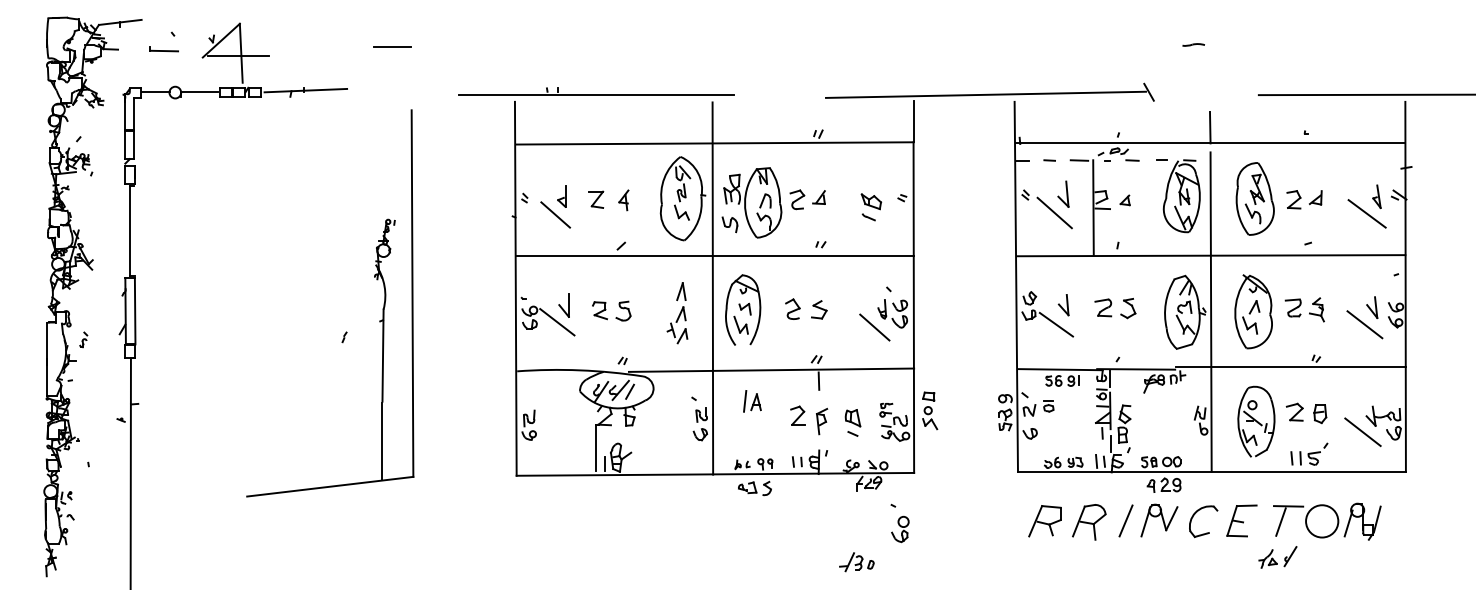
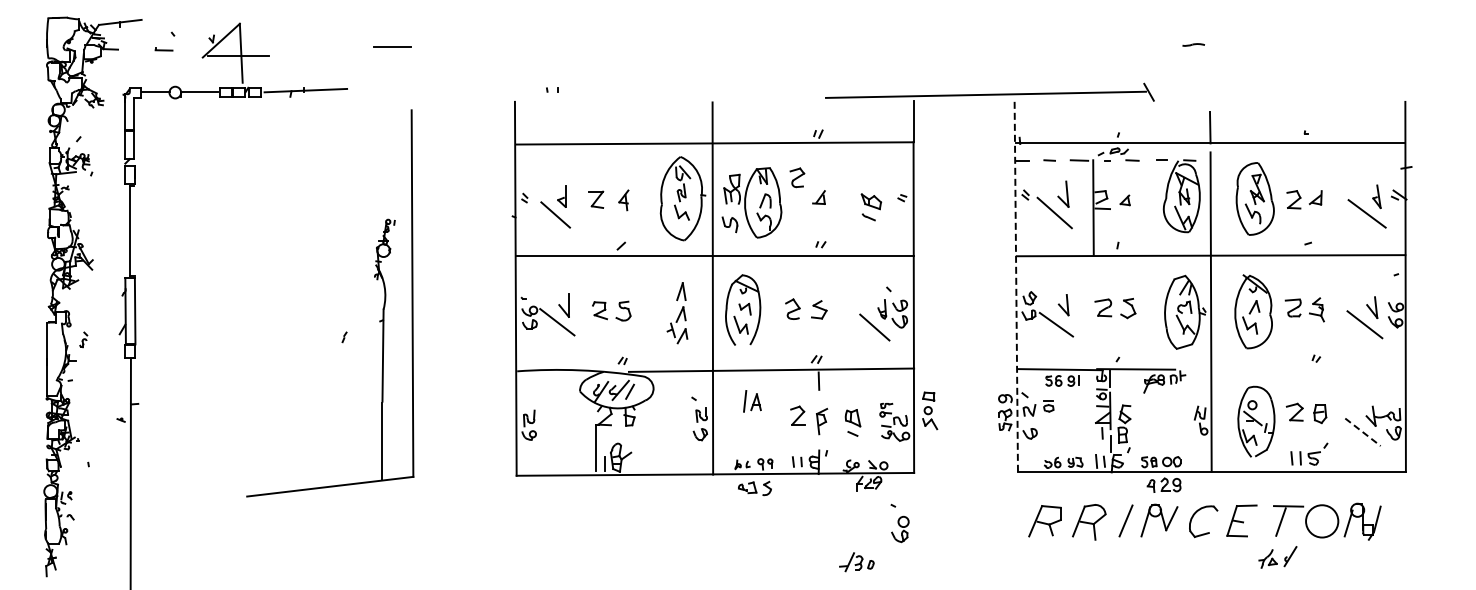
part size: 30x7 px -> 20x5 px (163, 49)
line: present -> none (1365, 94)
line: present -> none (596, 95)
part position: (797, 199) -> (797, 177) (797, 177)
line: solid -> dashed (1016, 286)
line: present -> none (1291, 367)
line: solid -> dashed (1363, 432)
